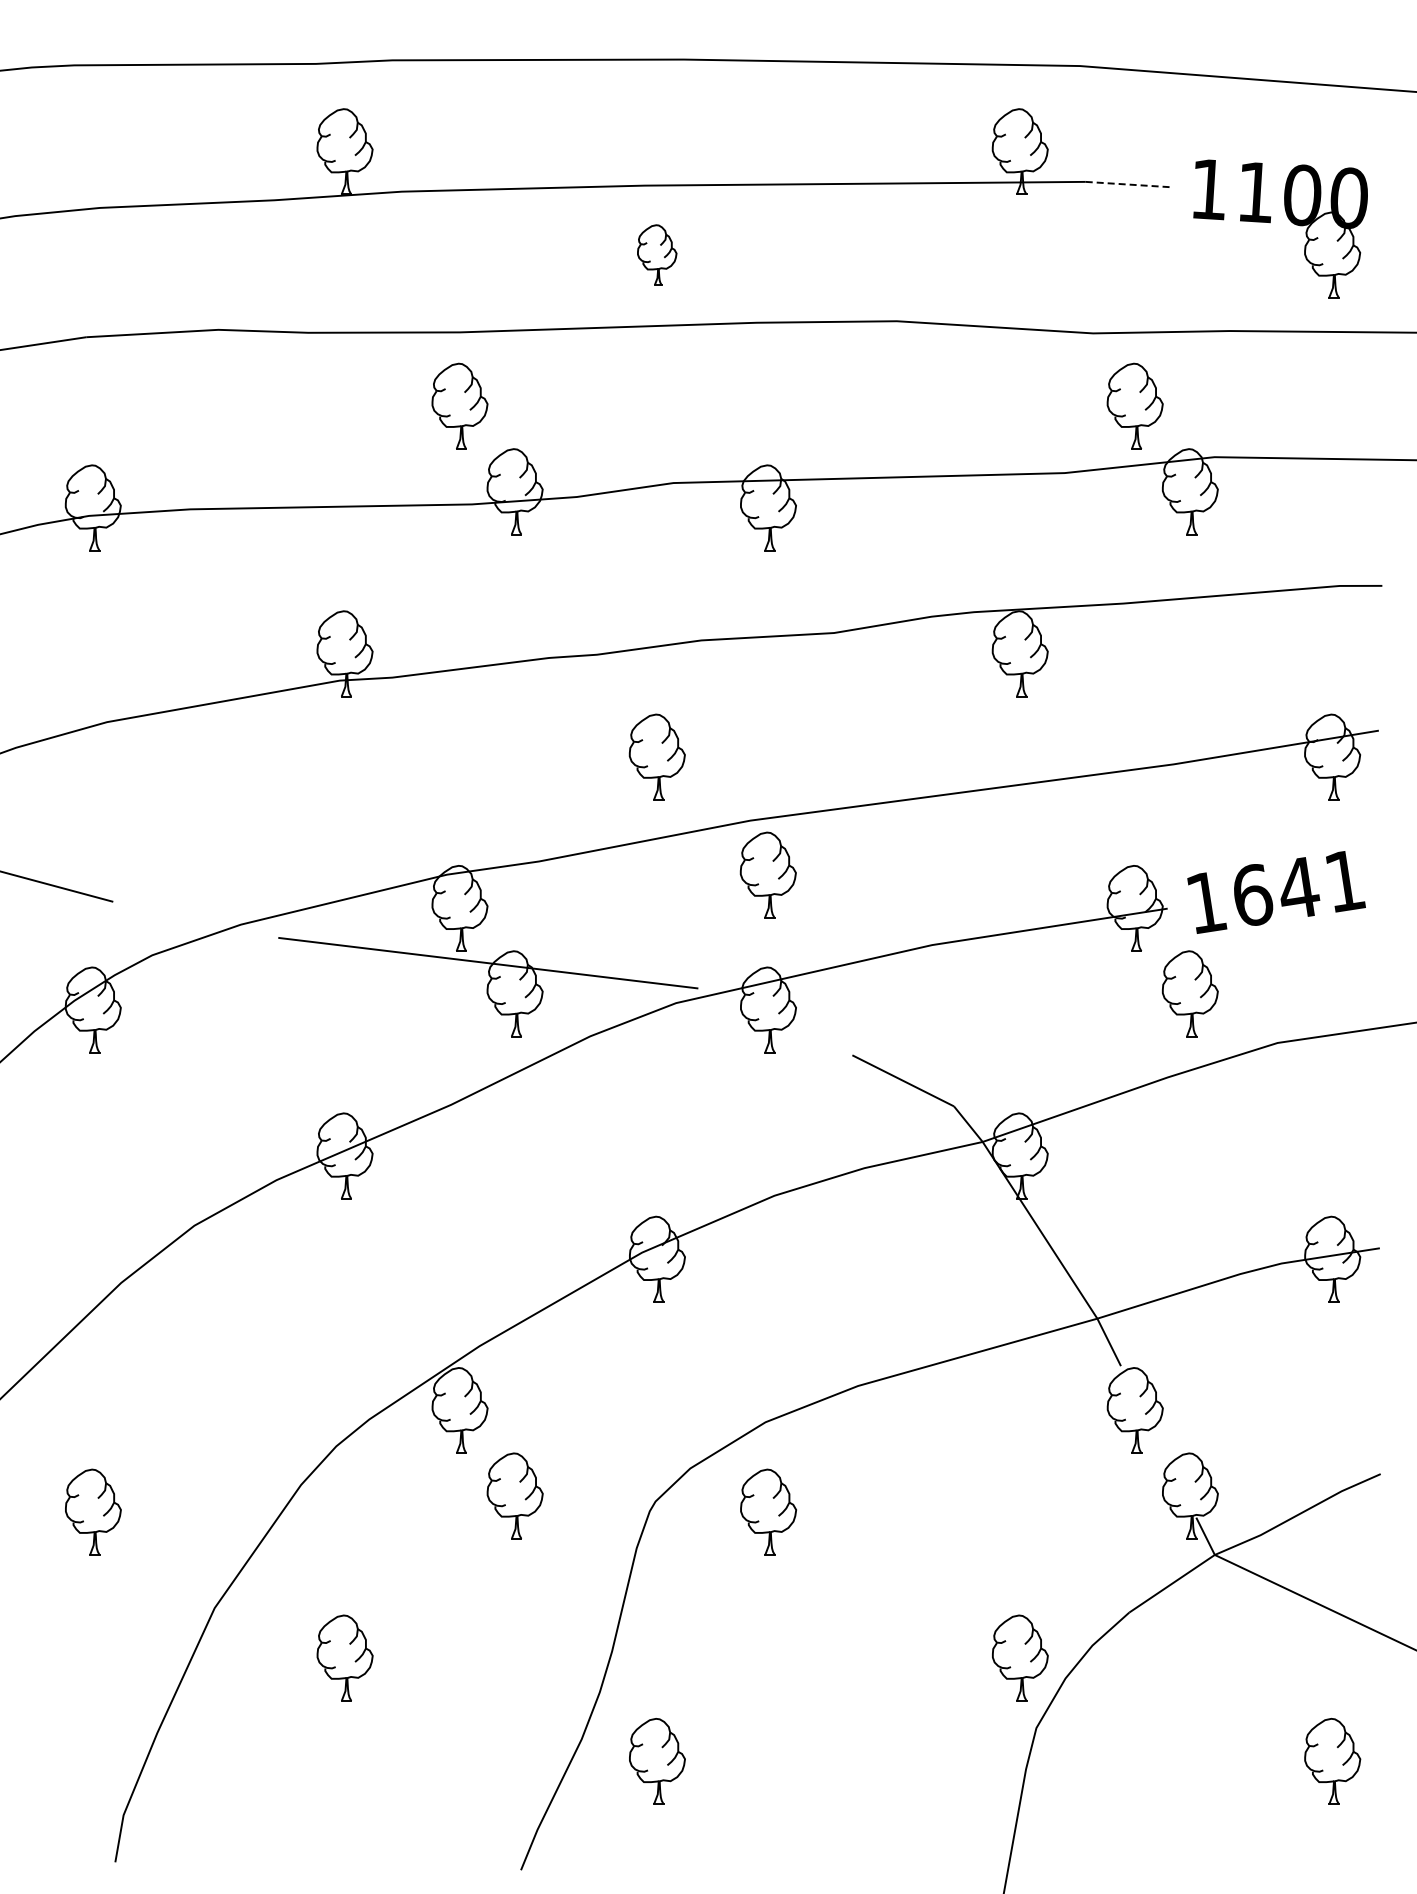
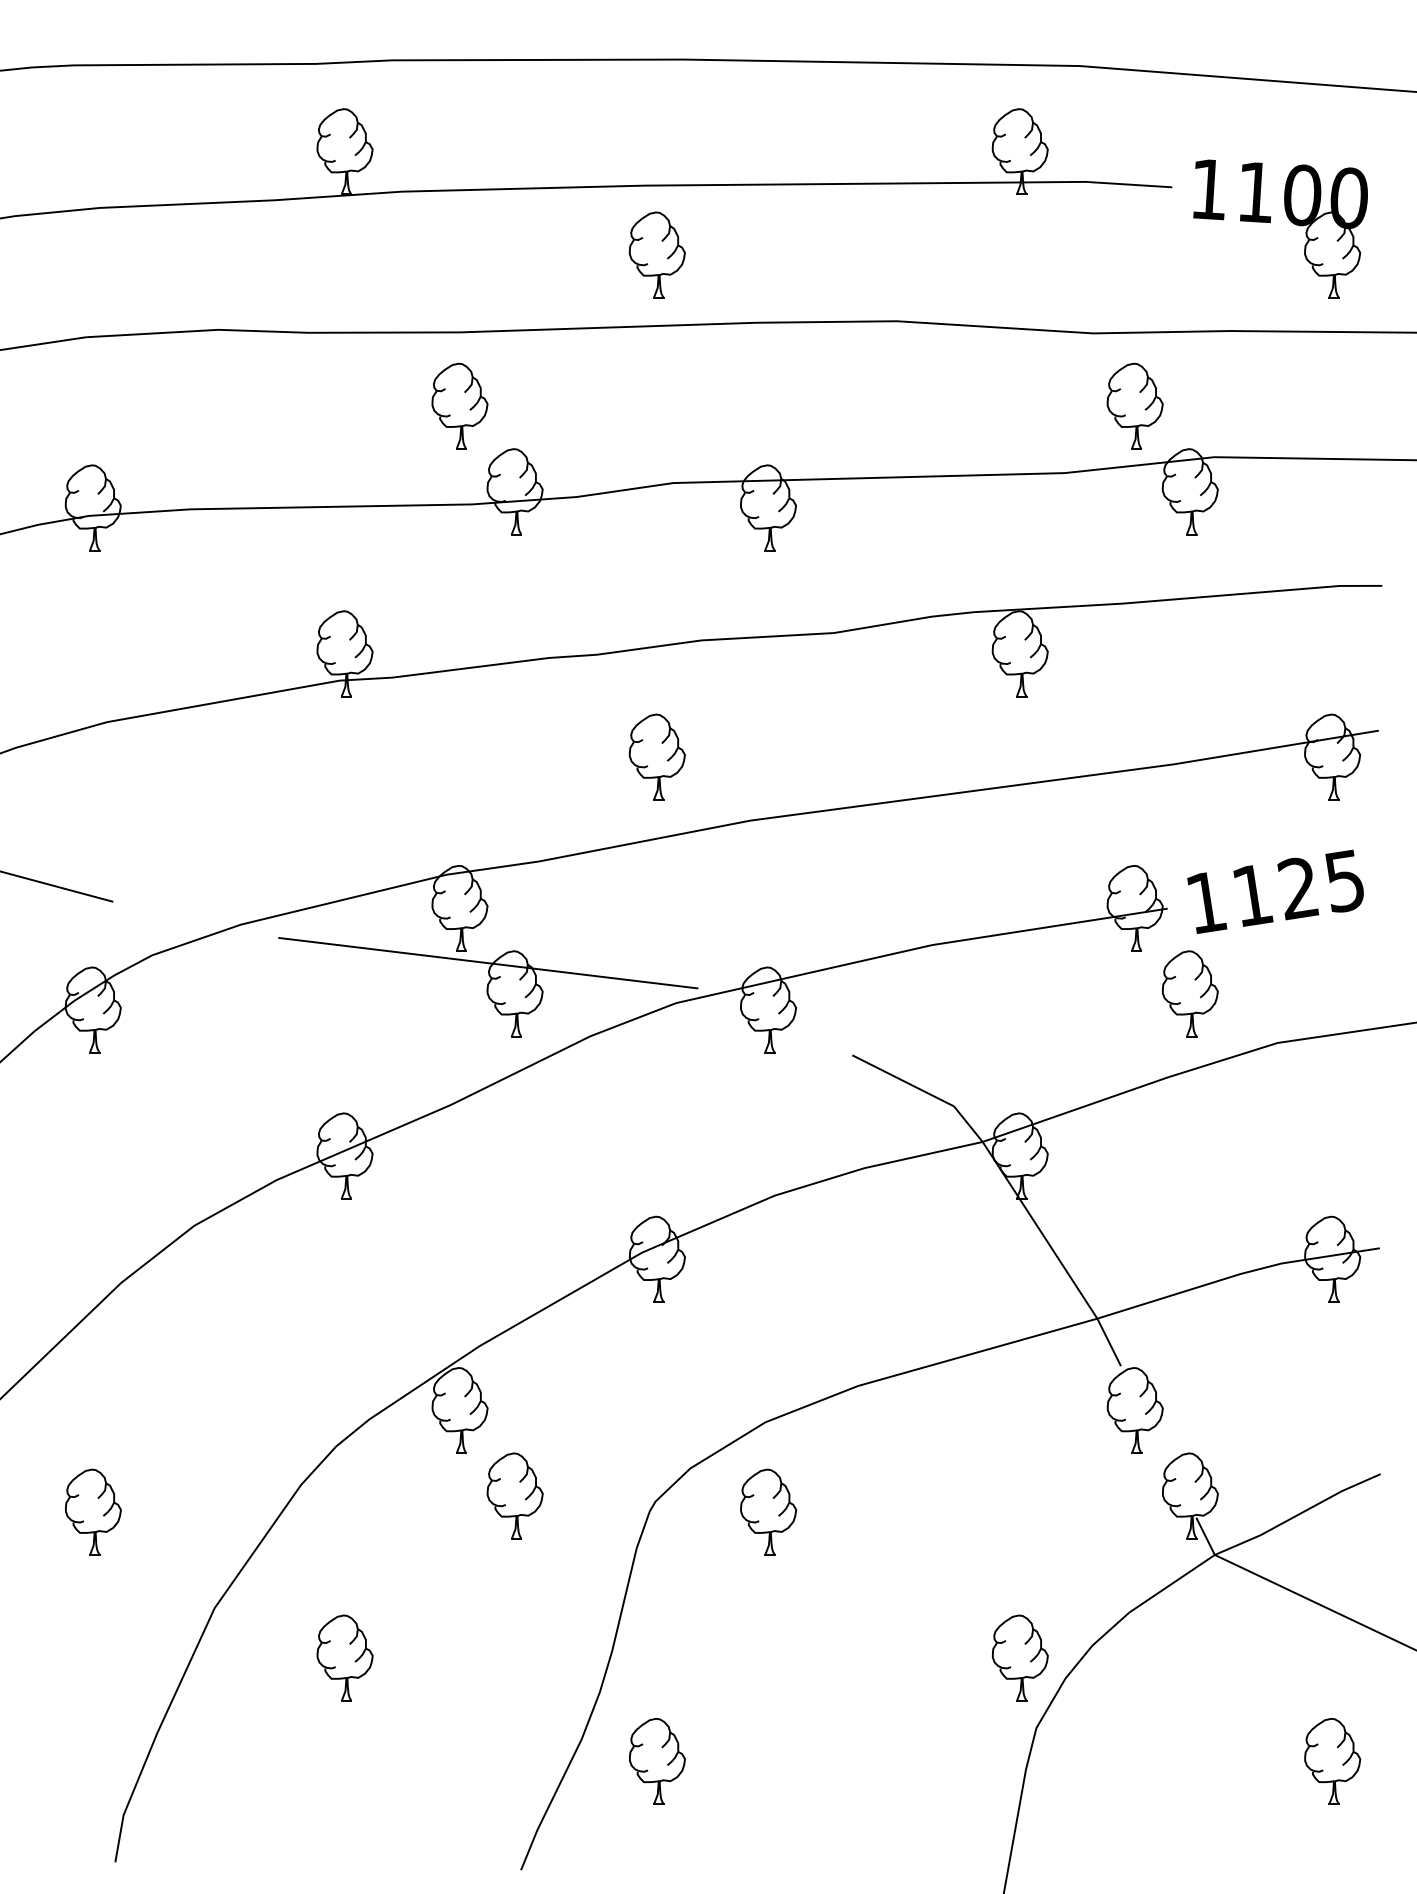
line: dashed -> solid (1128, 184)
part size: 41x62 px -> 58x88 px (656, 254)
part: present -> none (767, 874)
text: 1641 -> 1125 (1299, 887)
